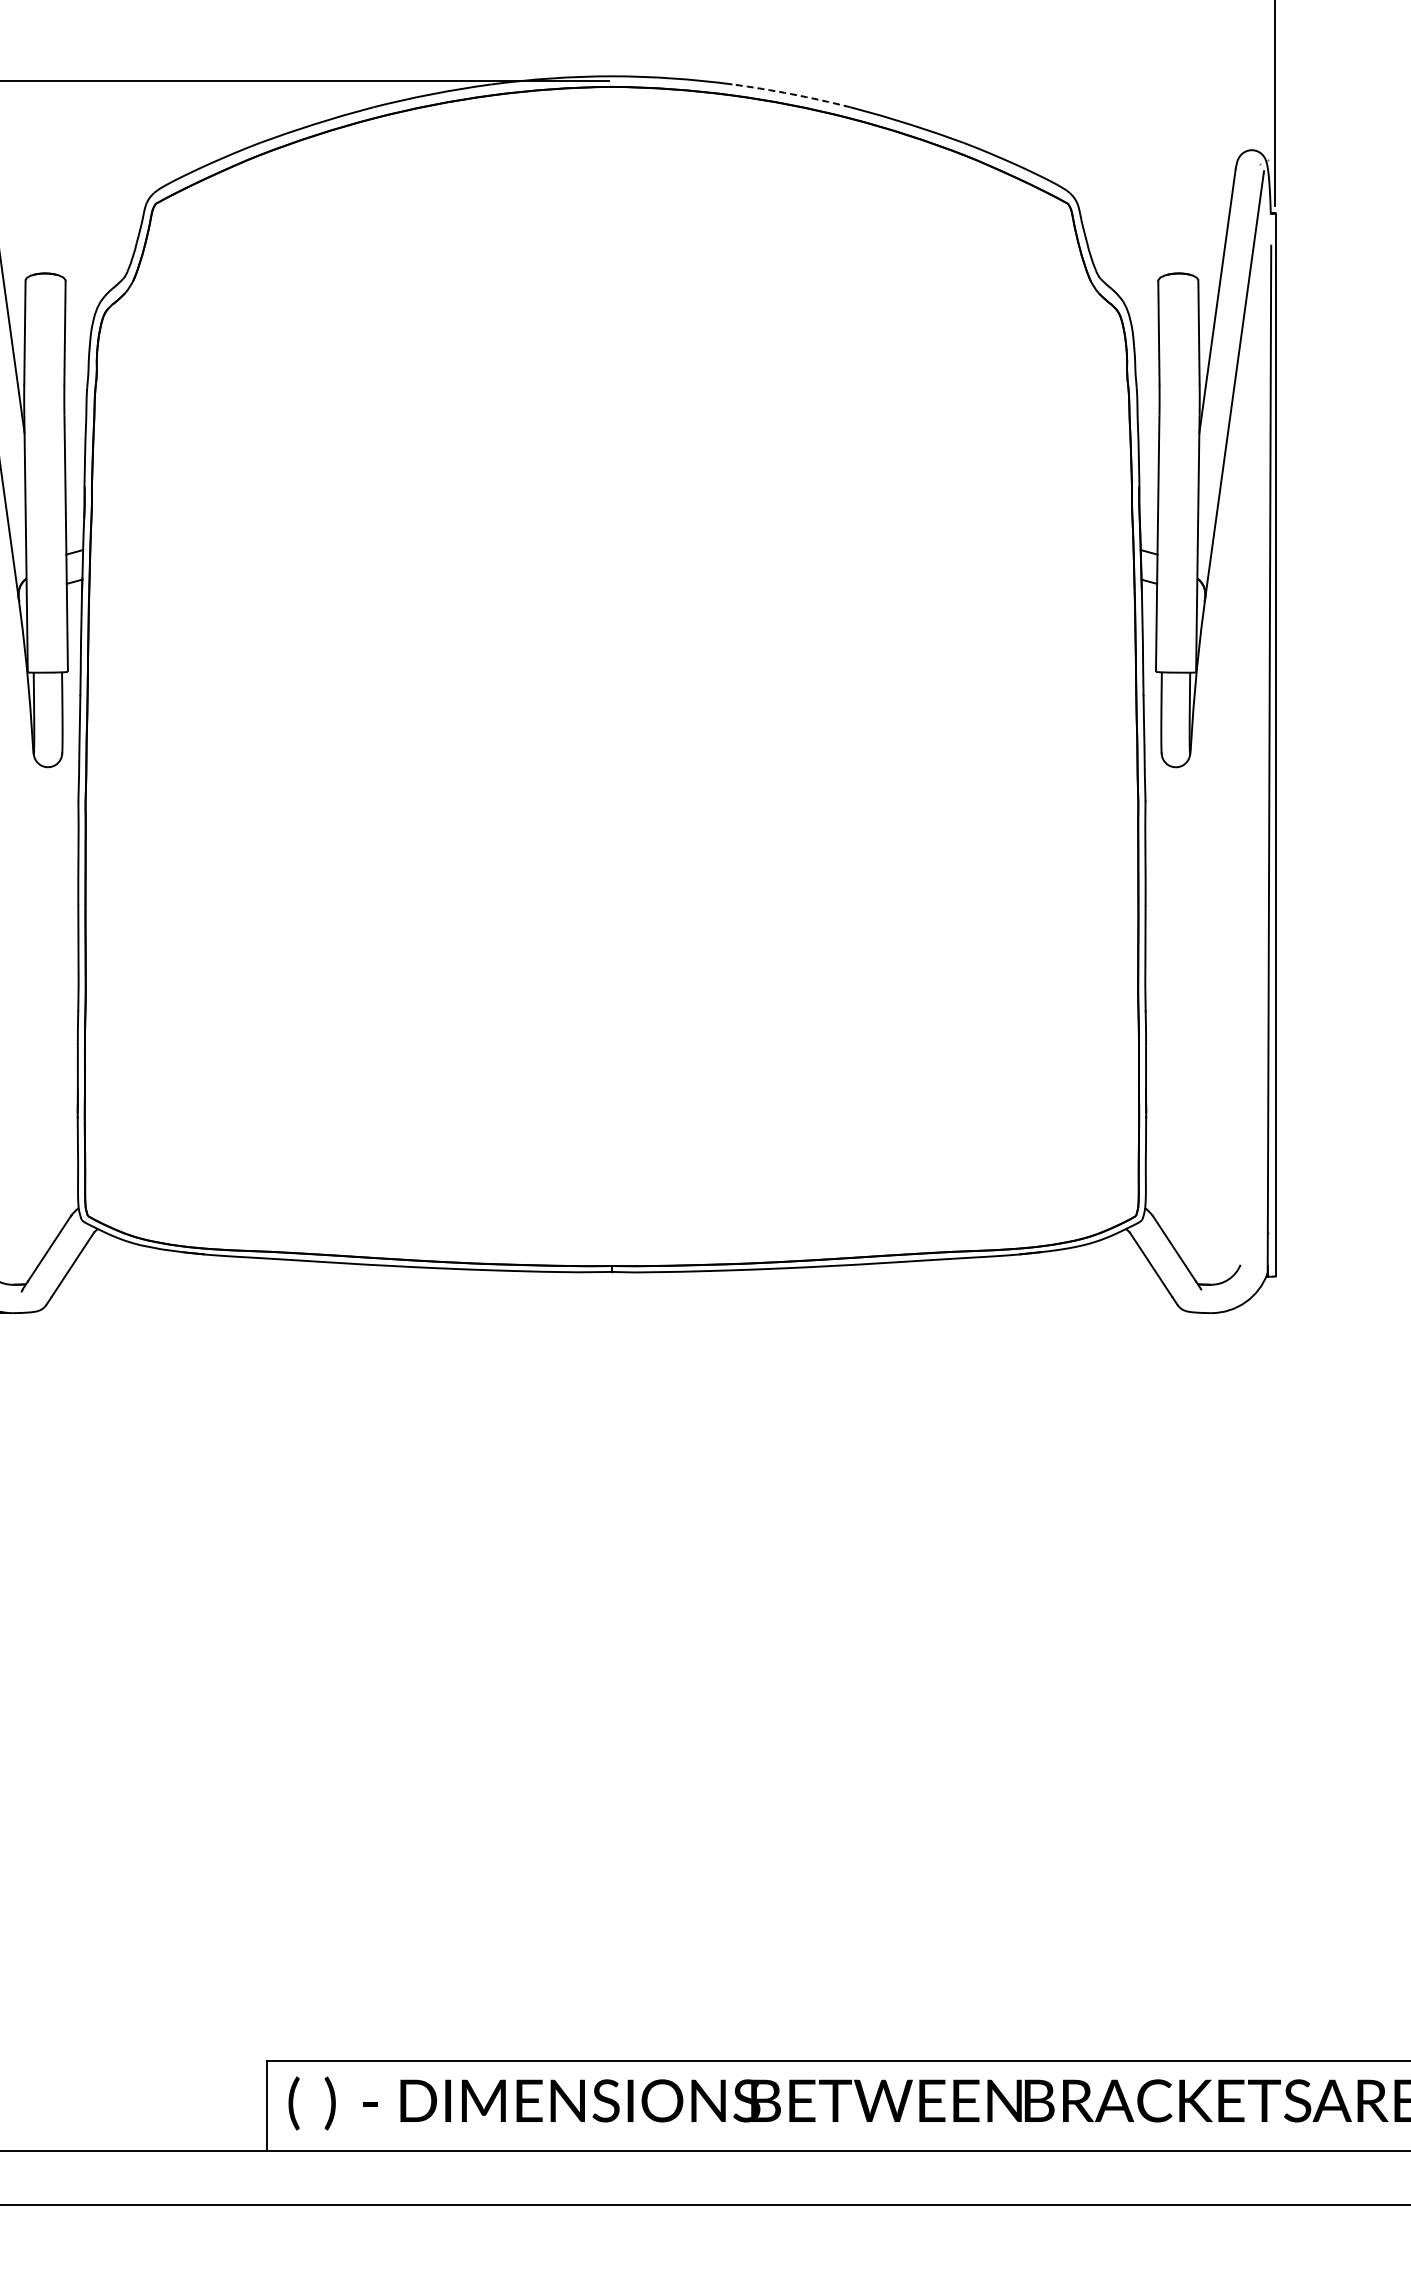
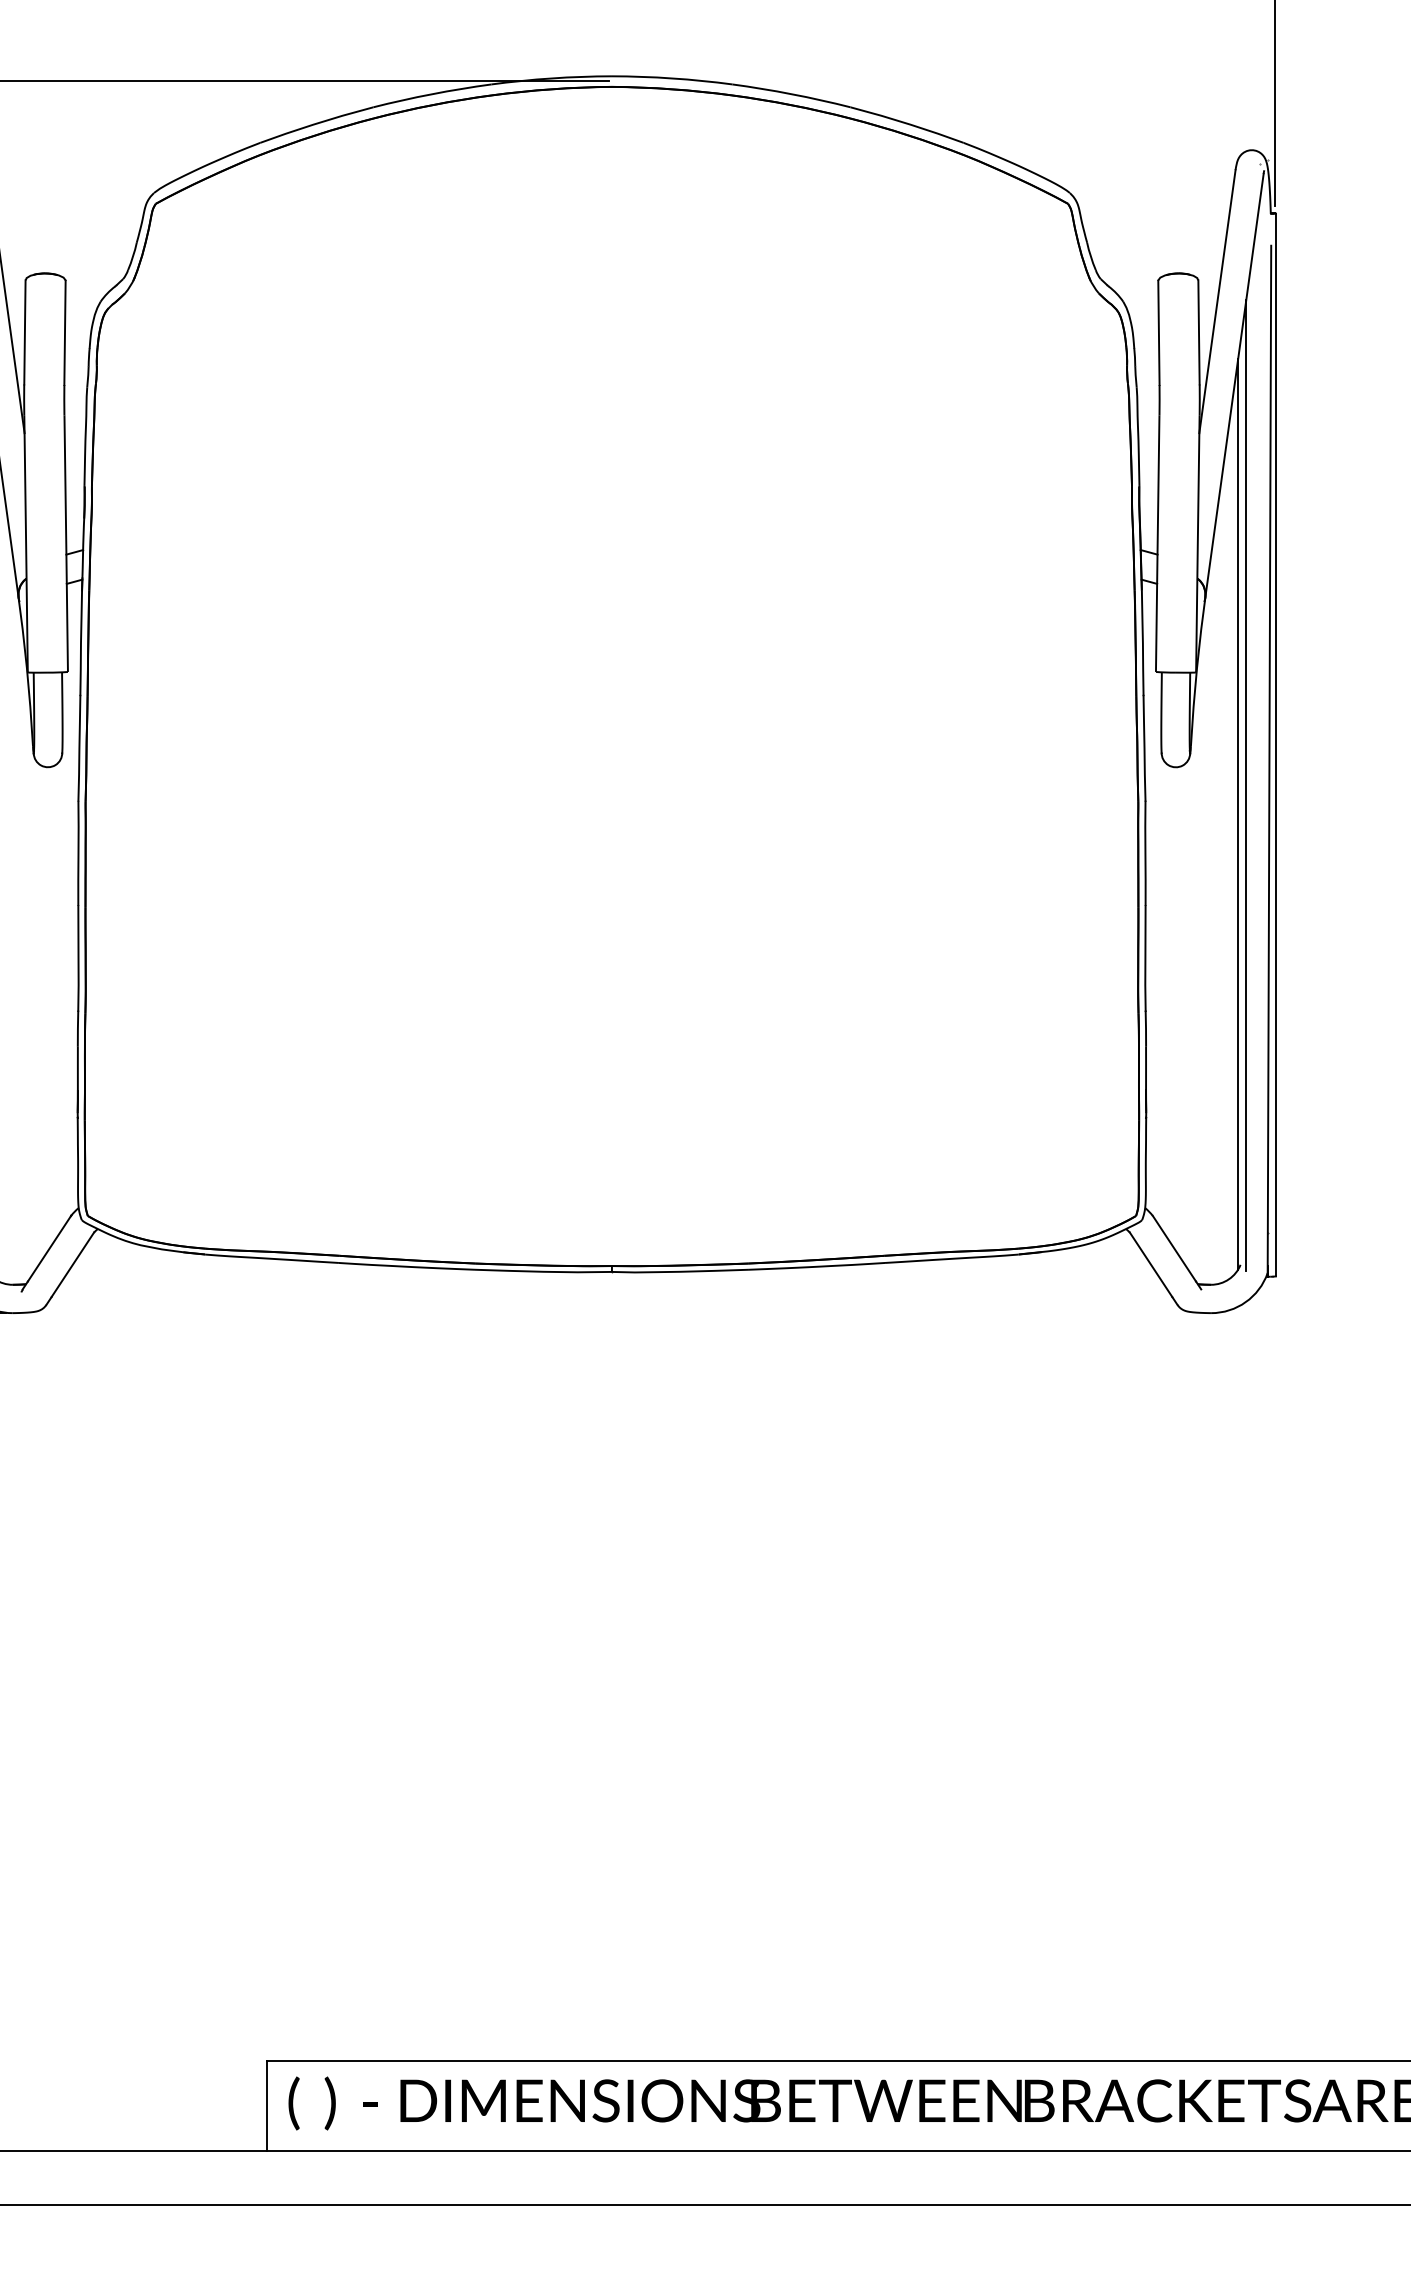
arc: dashed -> solid (791, 94)
line: none -> present (1246, 785)
line: none -> present (1238, 814)
